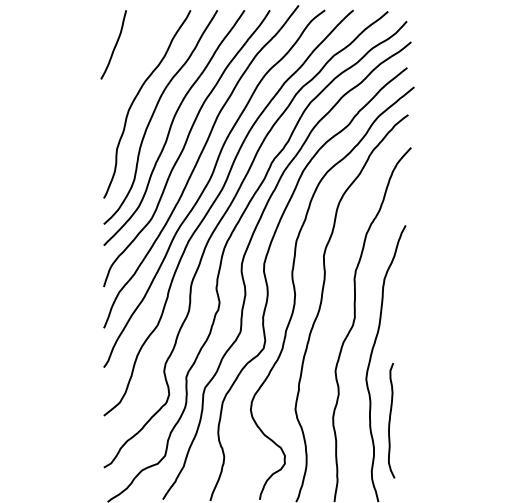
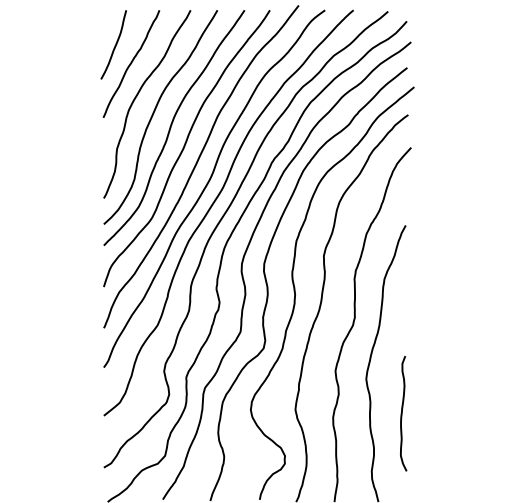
curve: none -> present (131, 63)
curve position: (390, 420) -> (402, 413) (402, 413)
